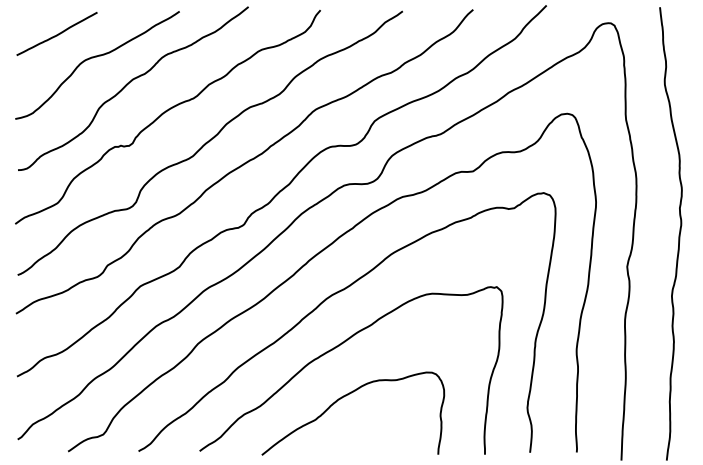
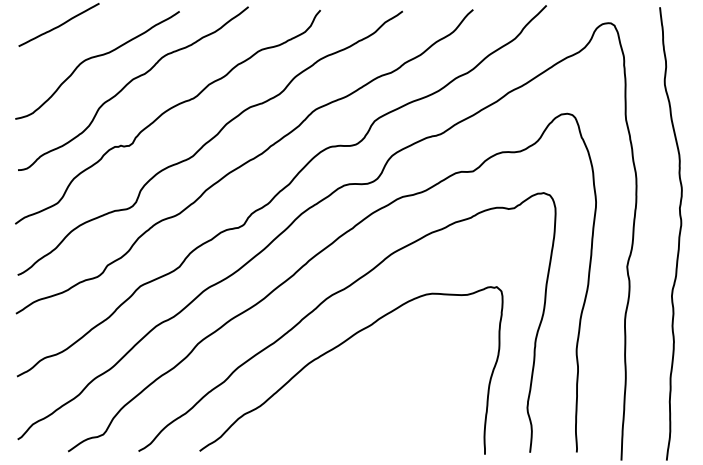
curve position: (56, 34) -> (58, 25) (58, 25)
curve: present -> none (344, 397)
